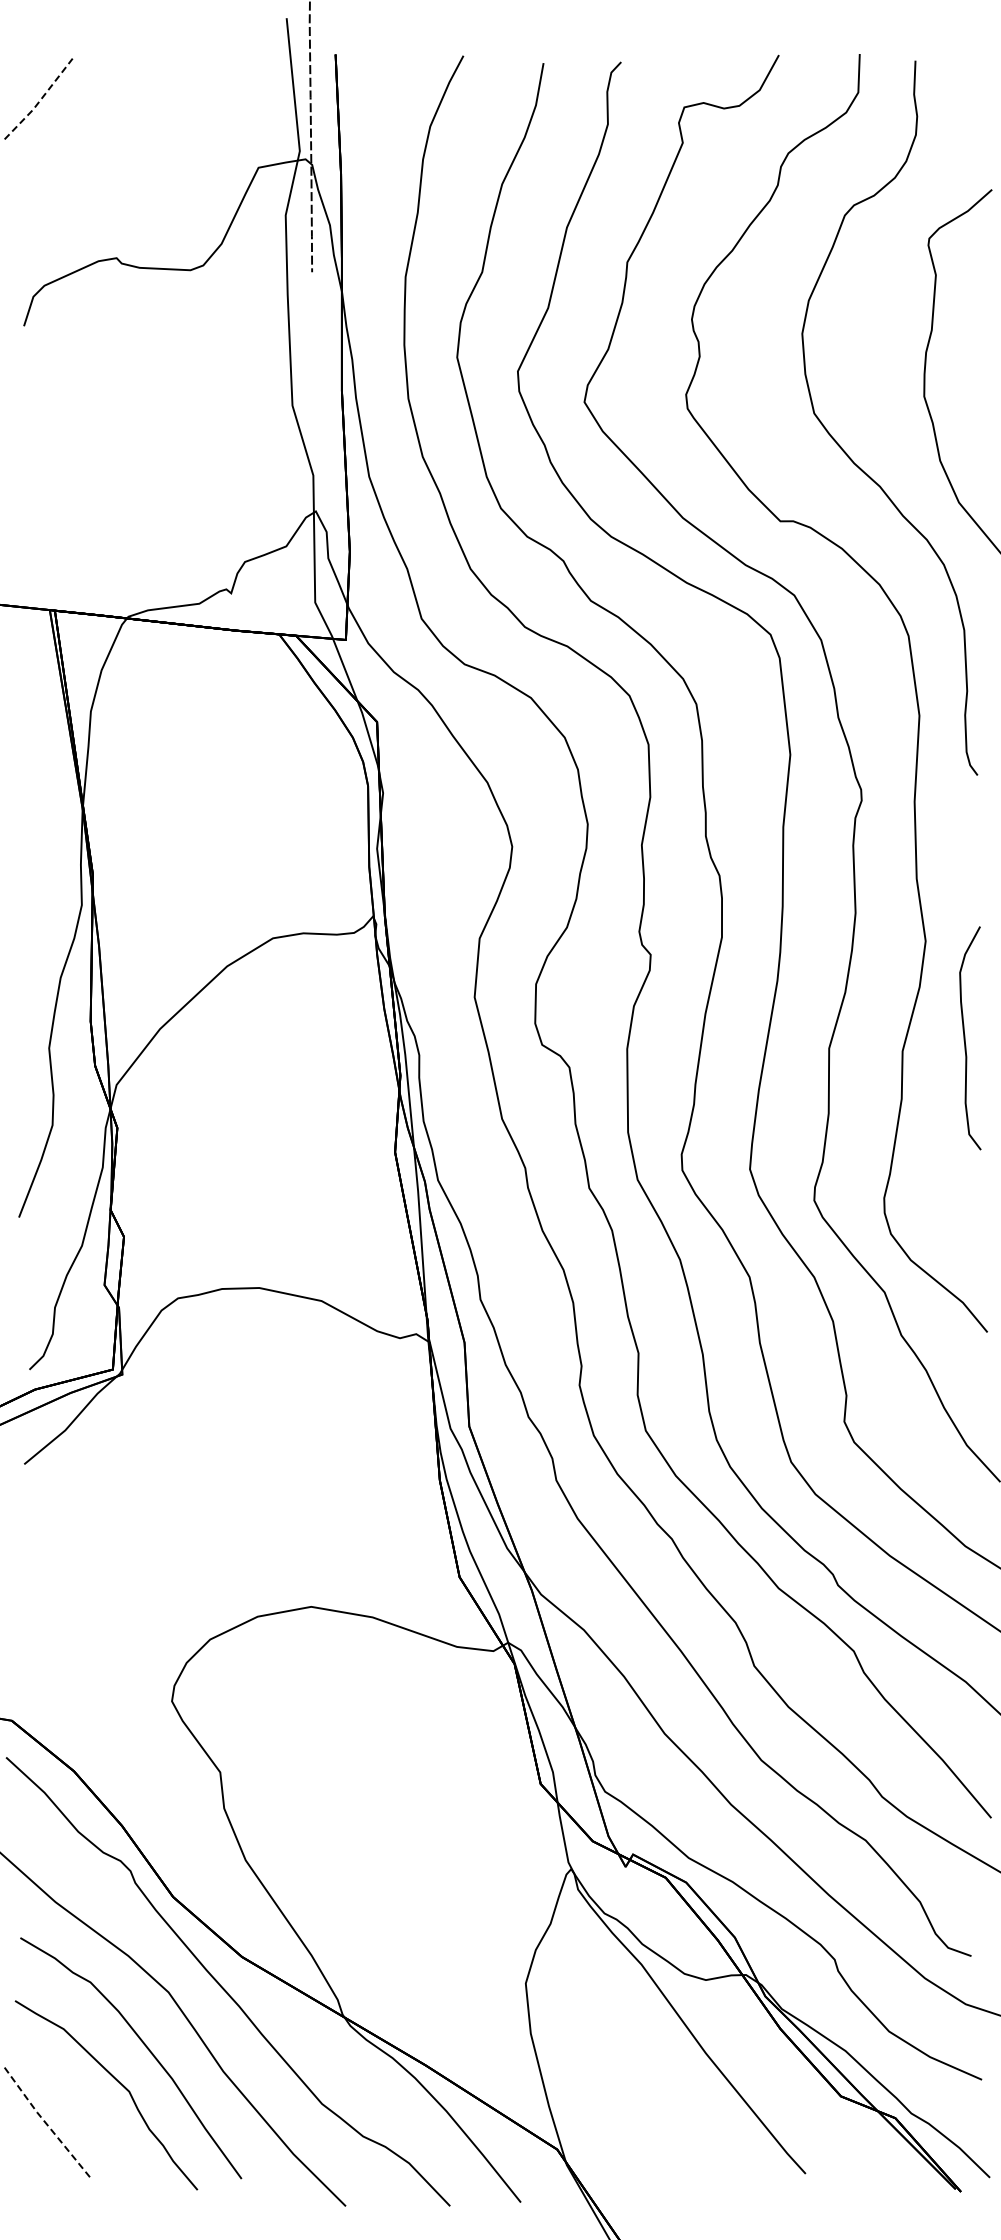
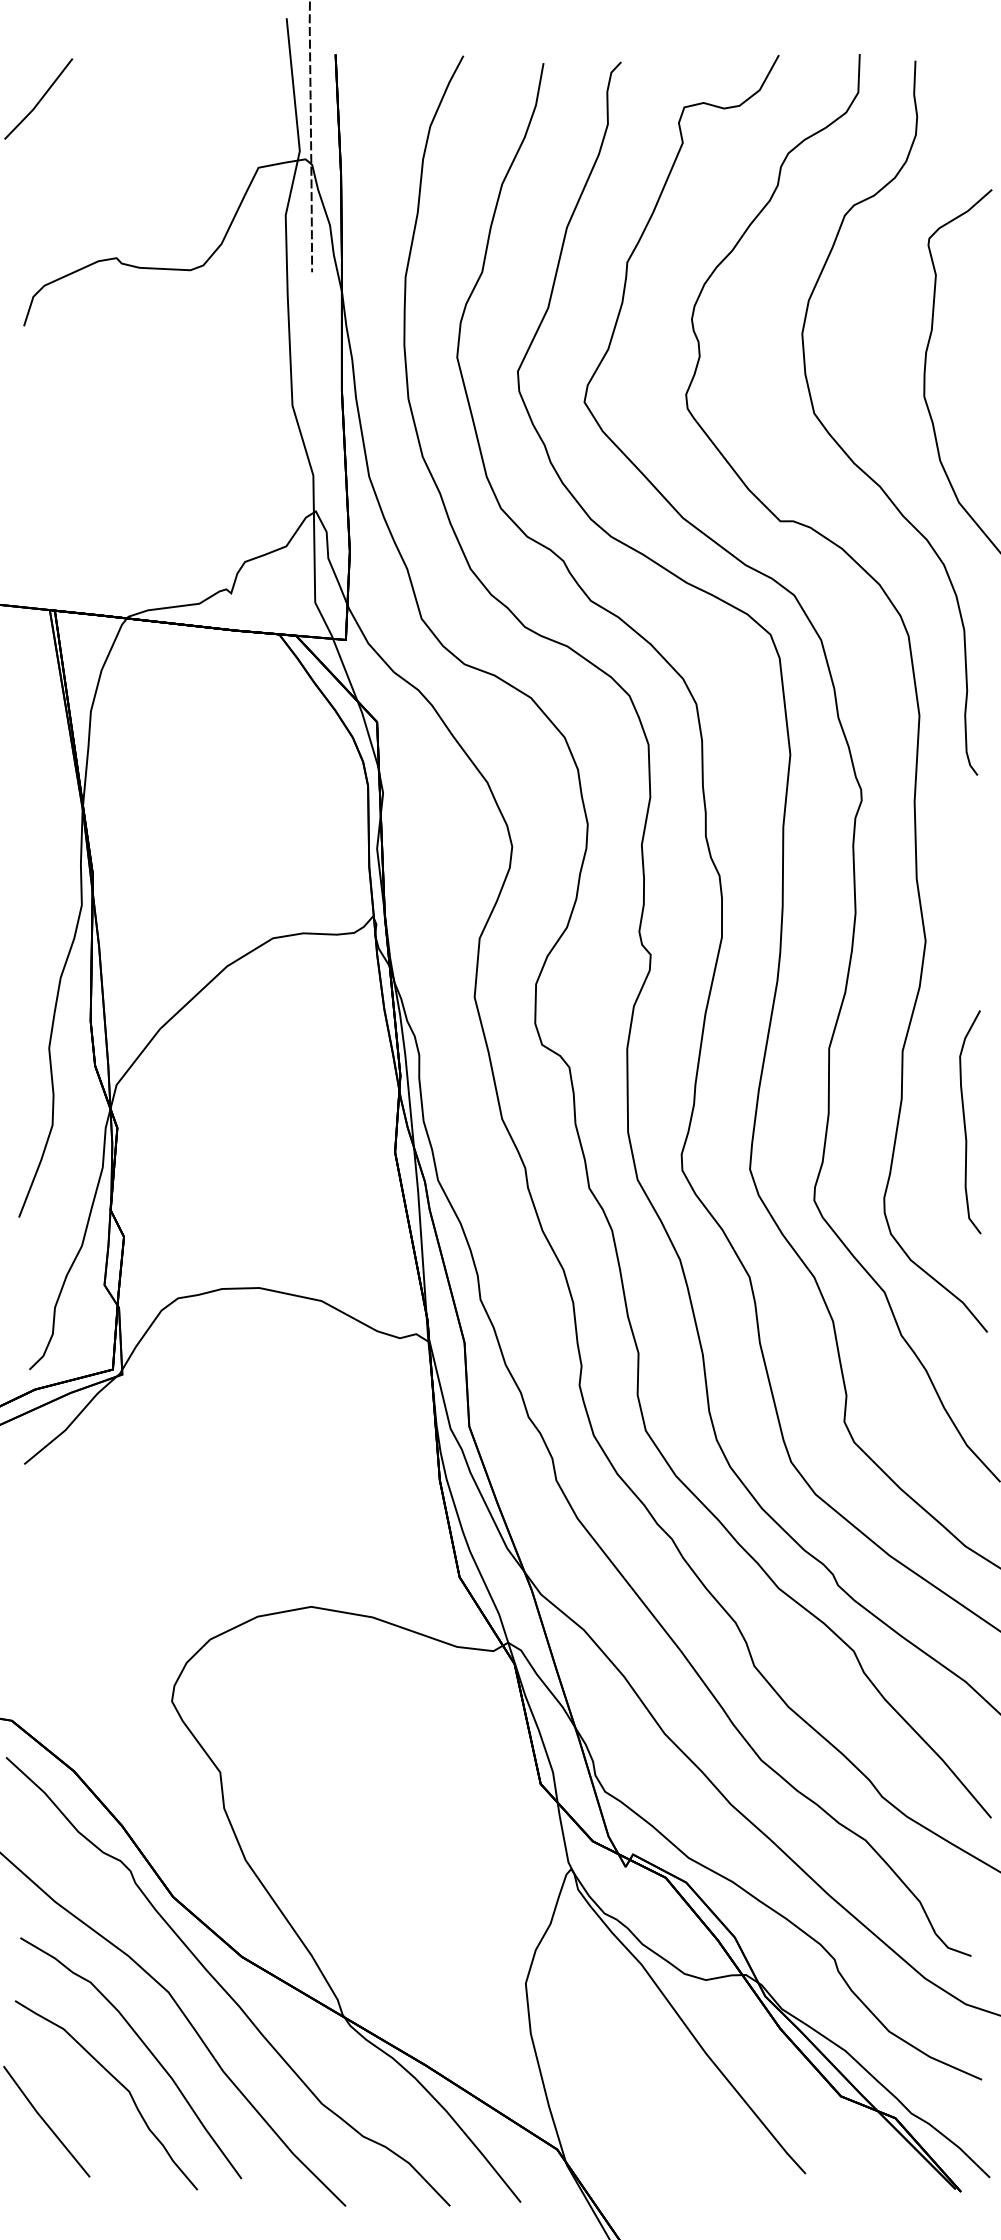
line: dashed -> solid (39, 101)
curve position: (965, 1038) -> (965, 1122) (965, 1122)
line: dashed -> solid (44, 2121)
